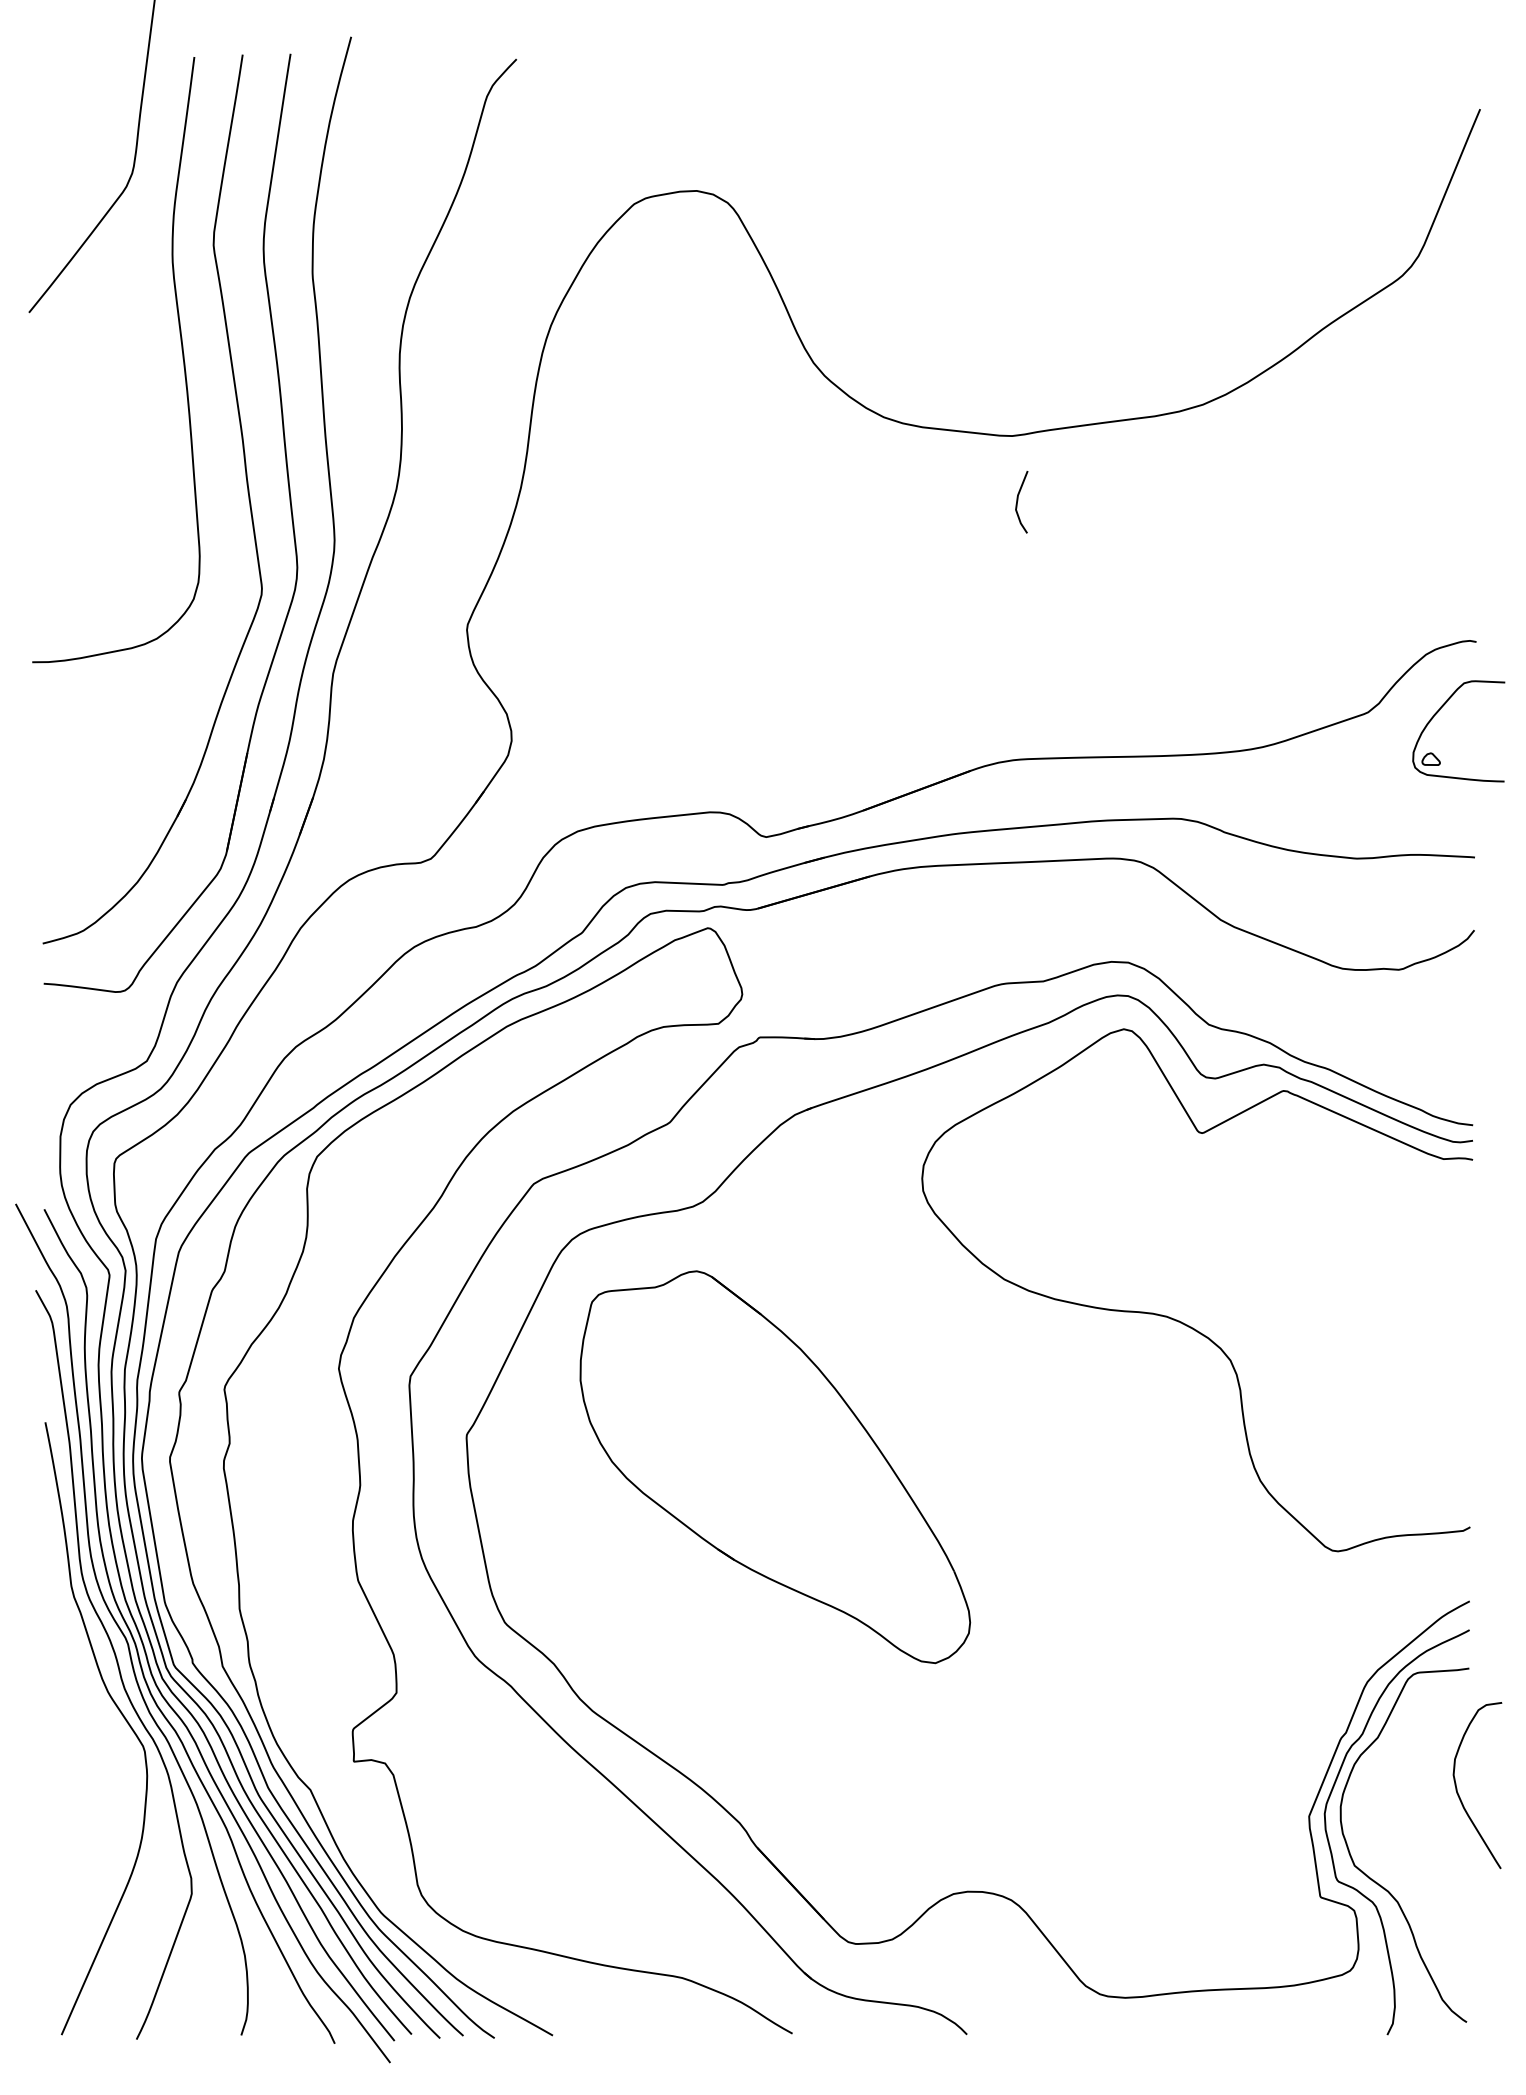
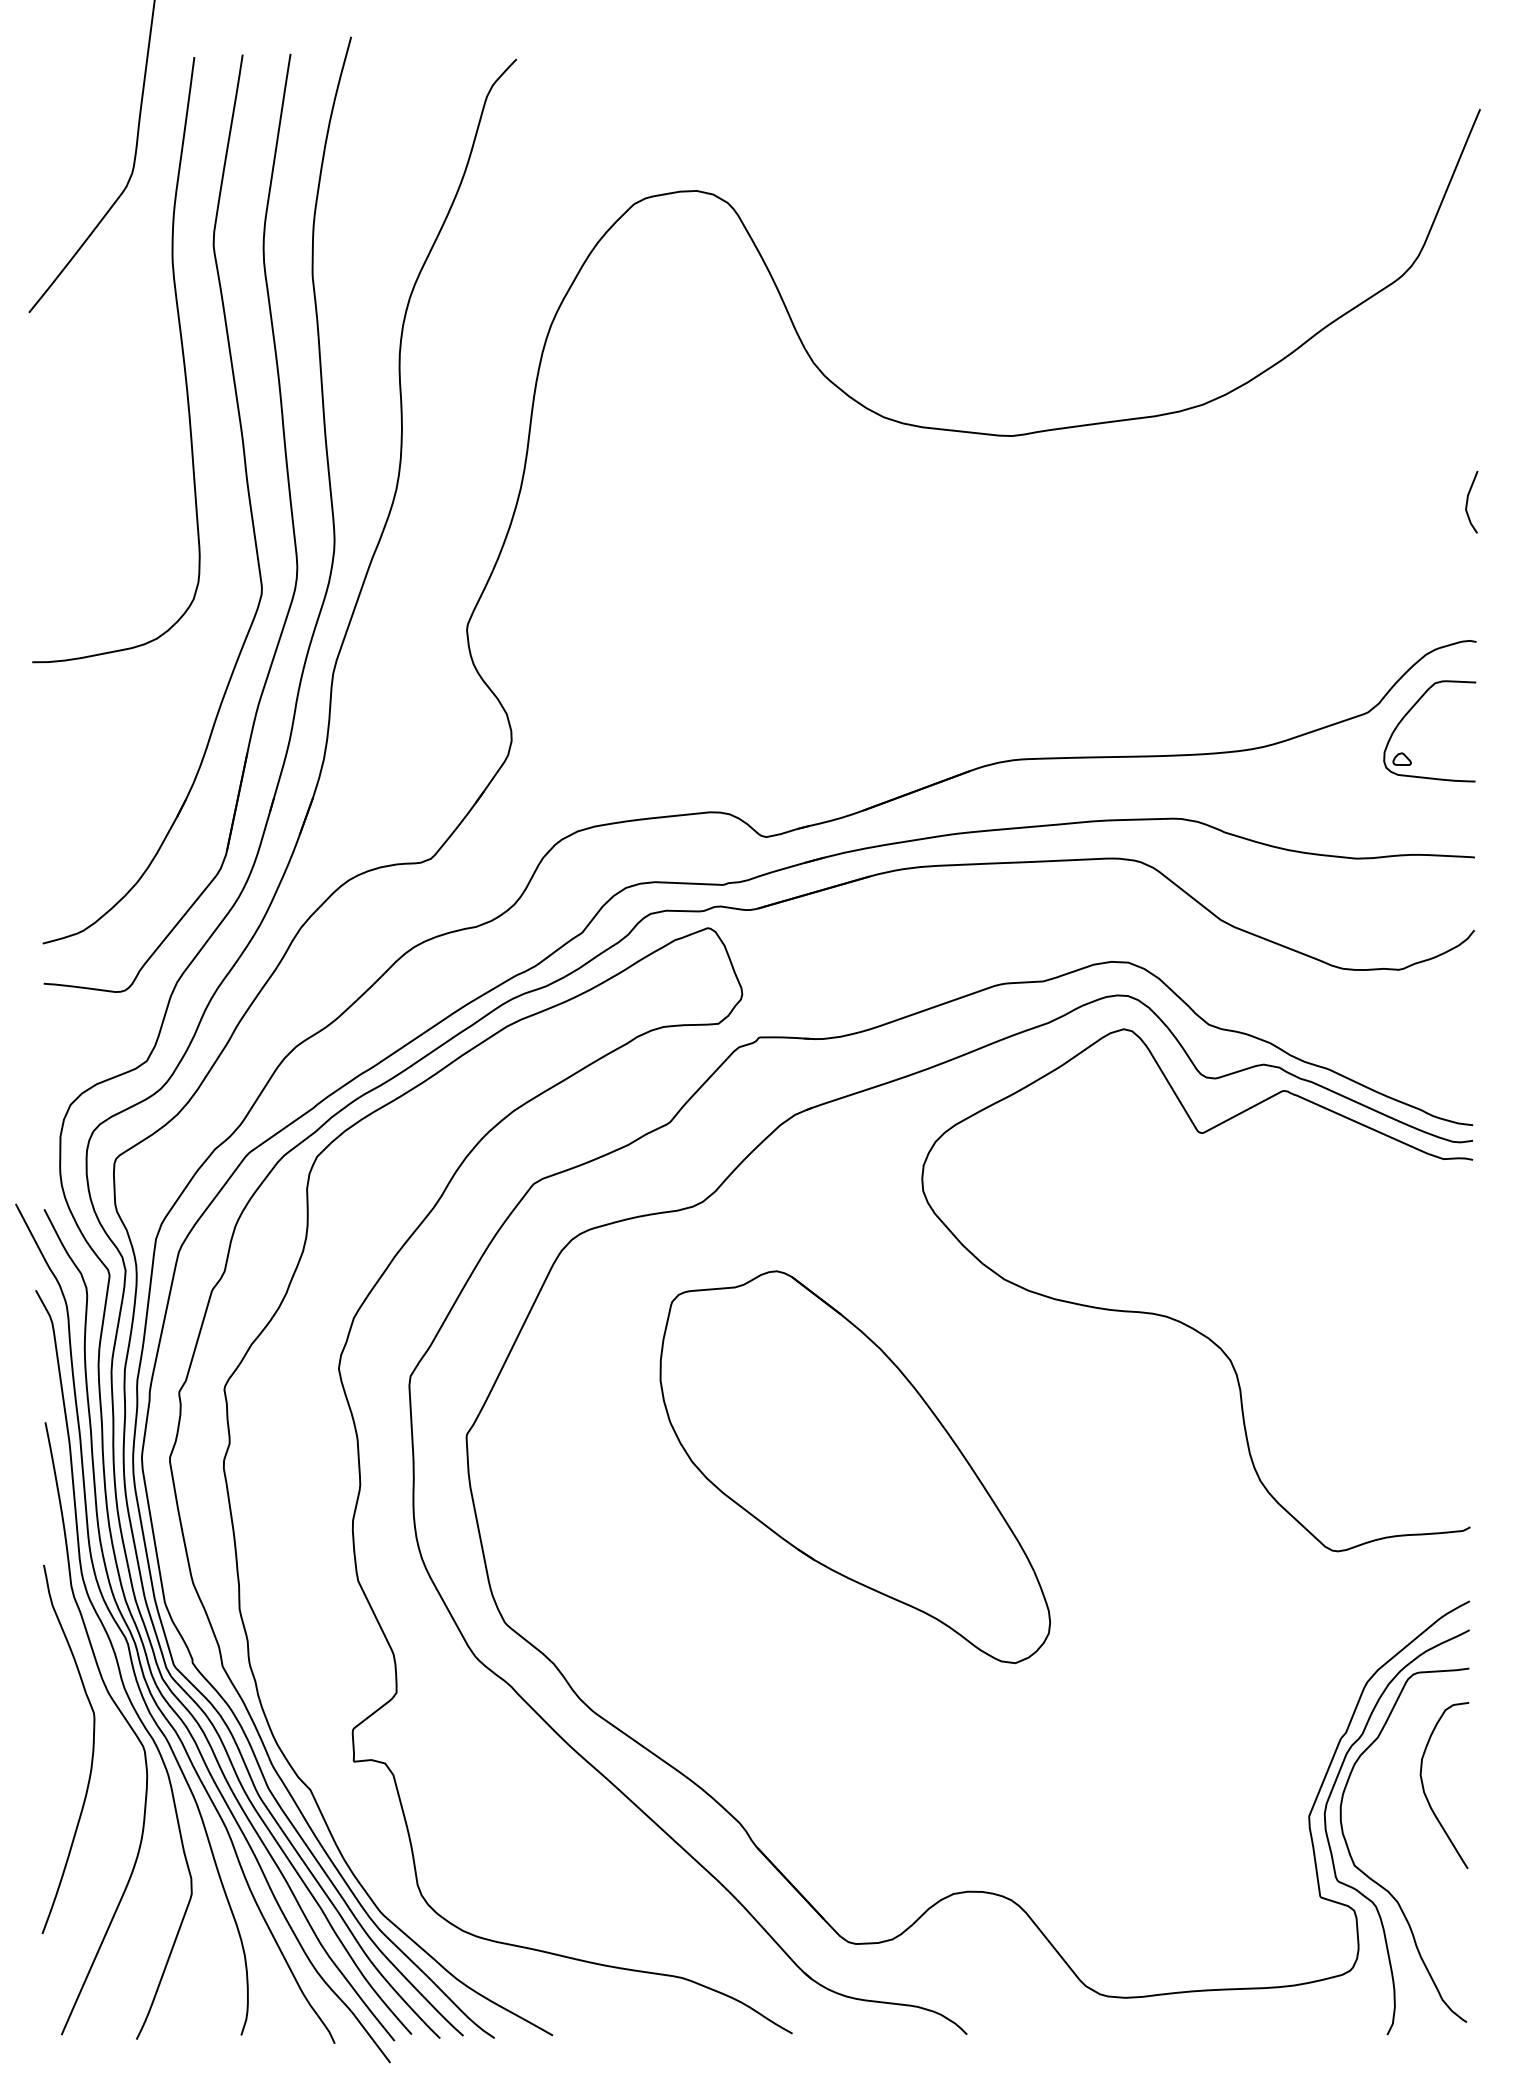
line position: (1018, 501) -> (1468, 501) (1468, 501)
part position: (1439, 711) -> (1410, 711) (1410, 711)
part position: (775, 1467) -> (855, 1467) (855, 1467)
curve: none -> present (92, 1748)
curve position: (1459, 1794) -> (1426, 1794) (1426, 1794)
